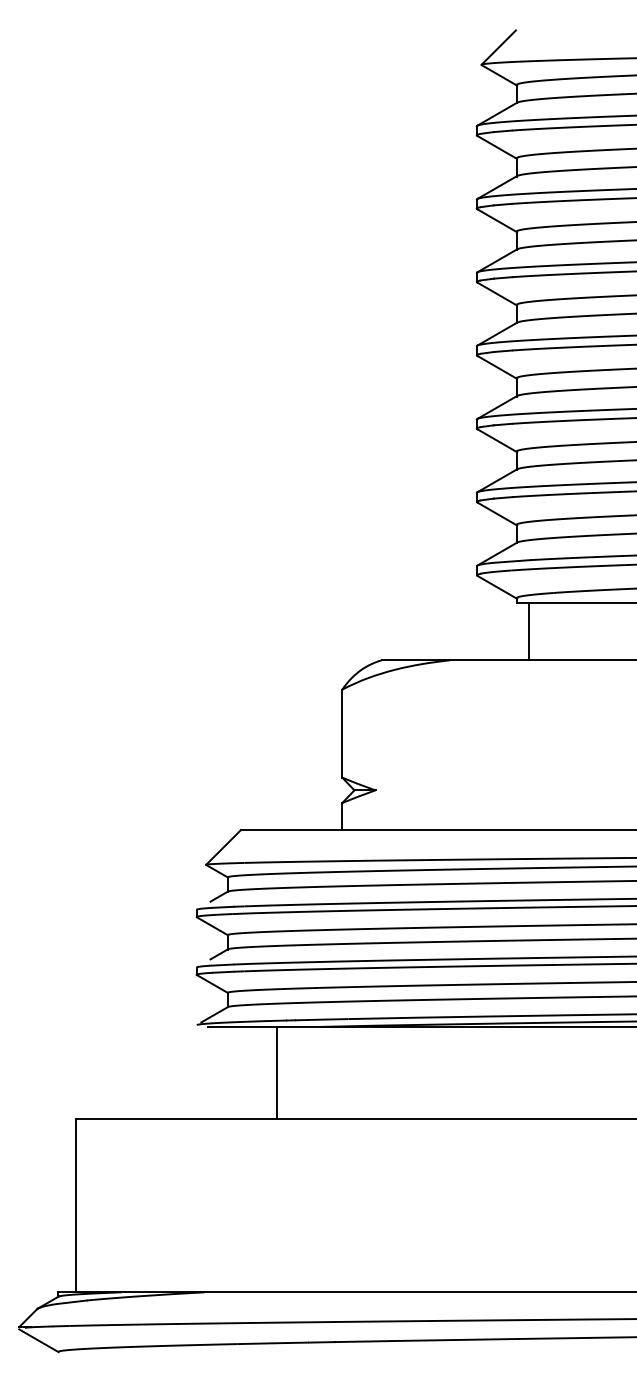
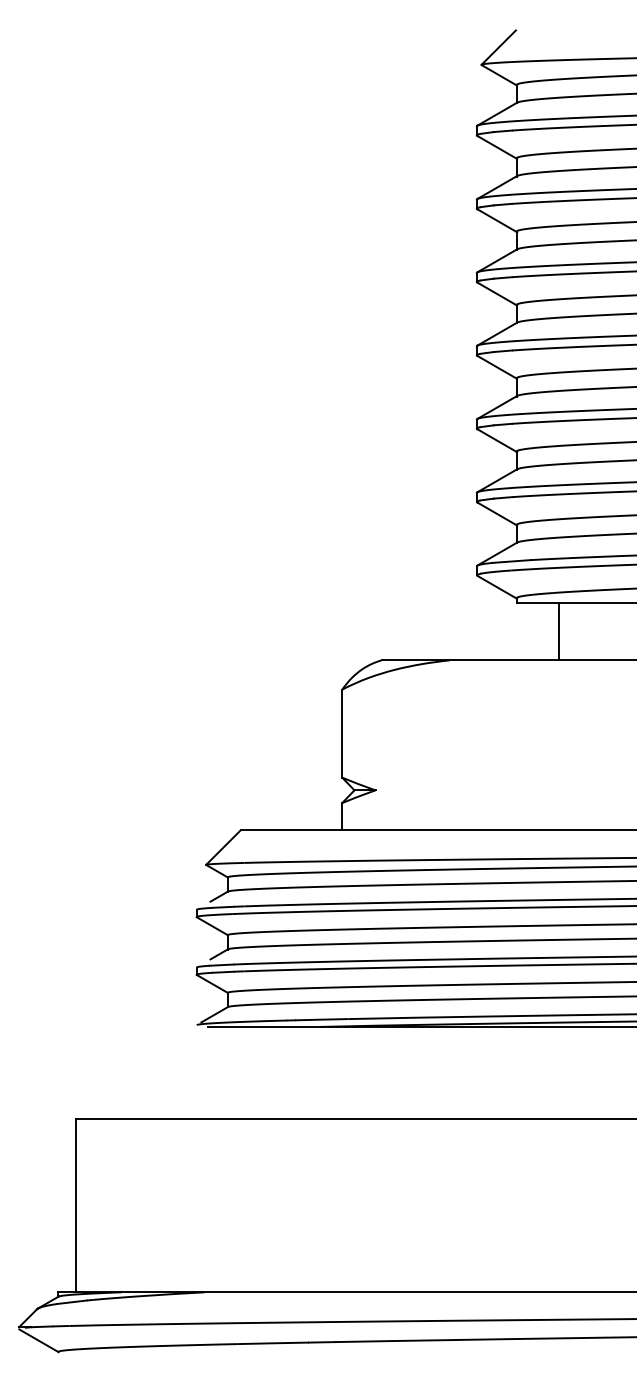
line position: (528, 631) -> (558, 631) (558, 631)
line: present -> none (277, 1072)
